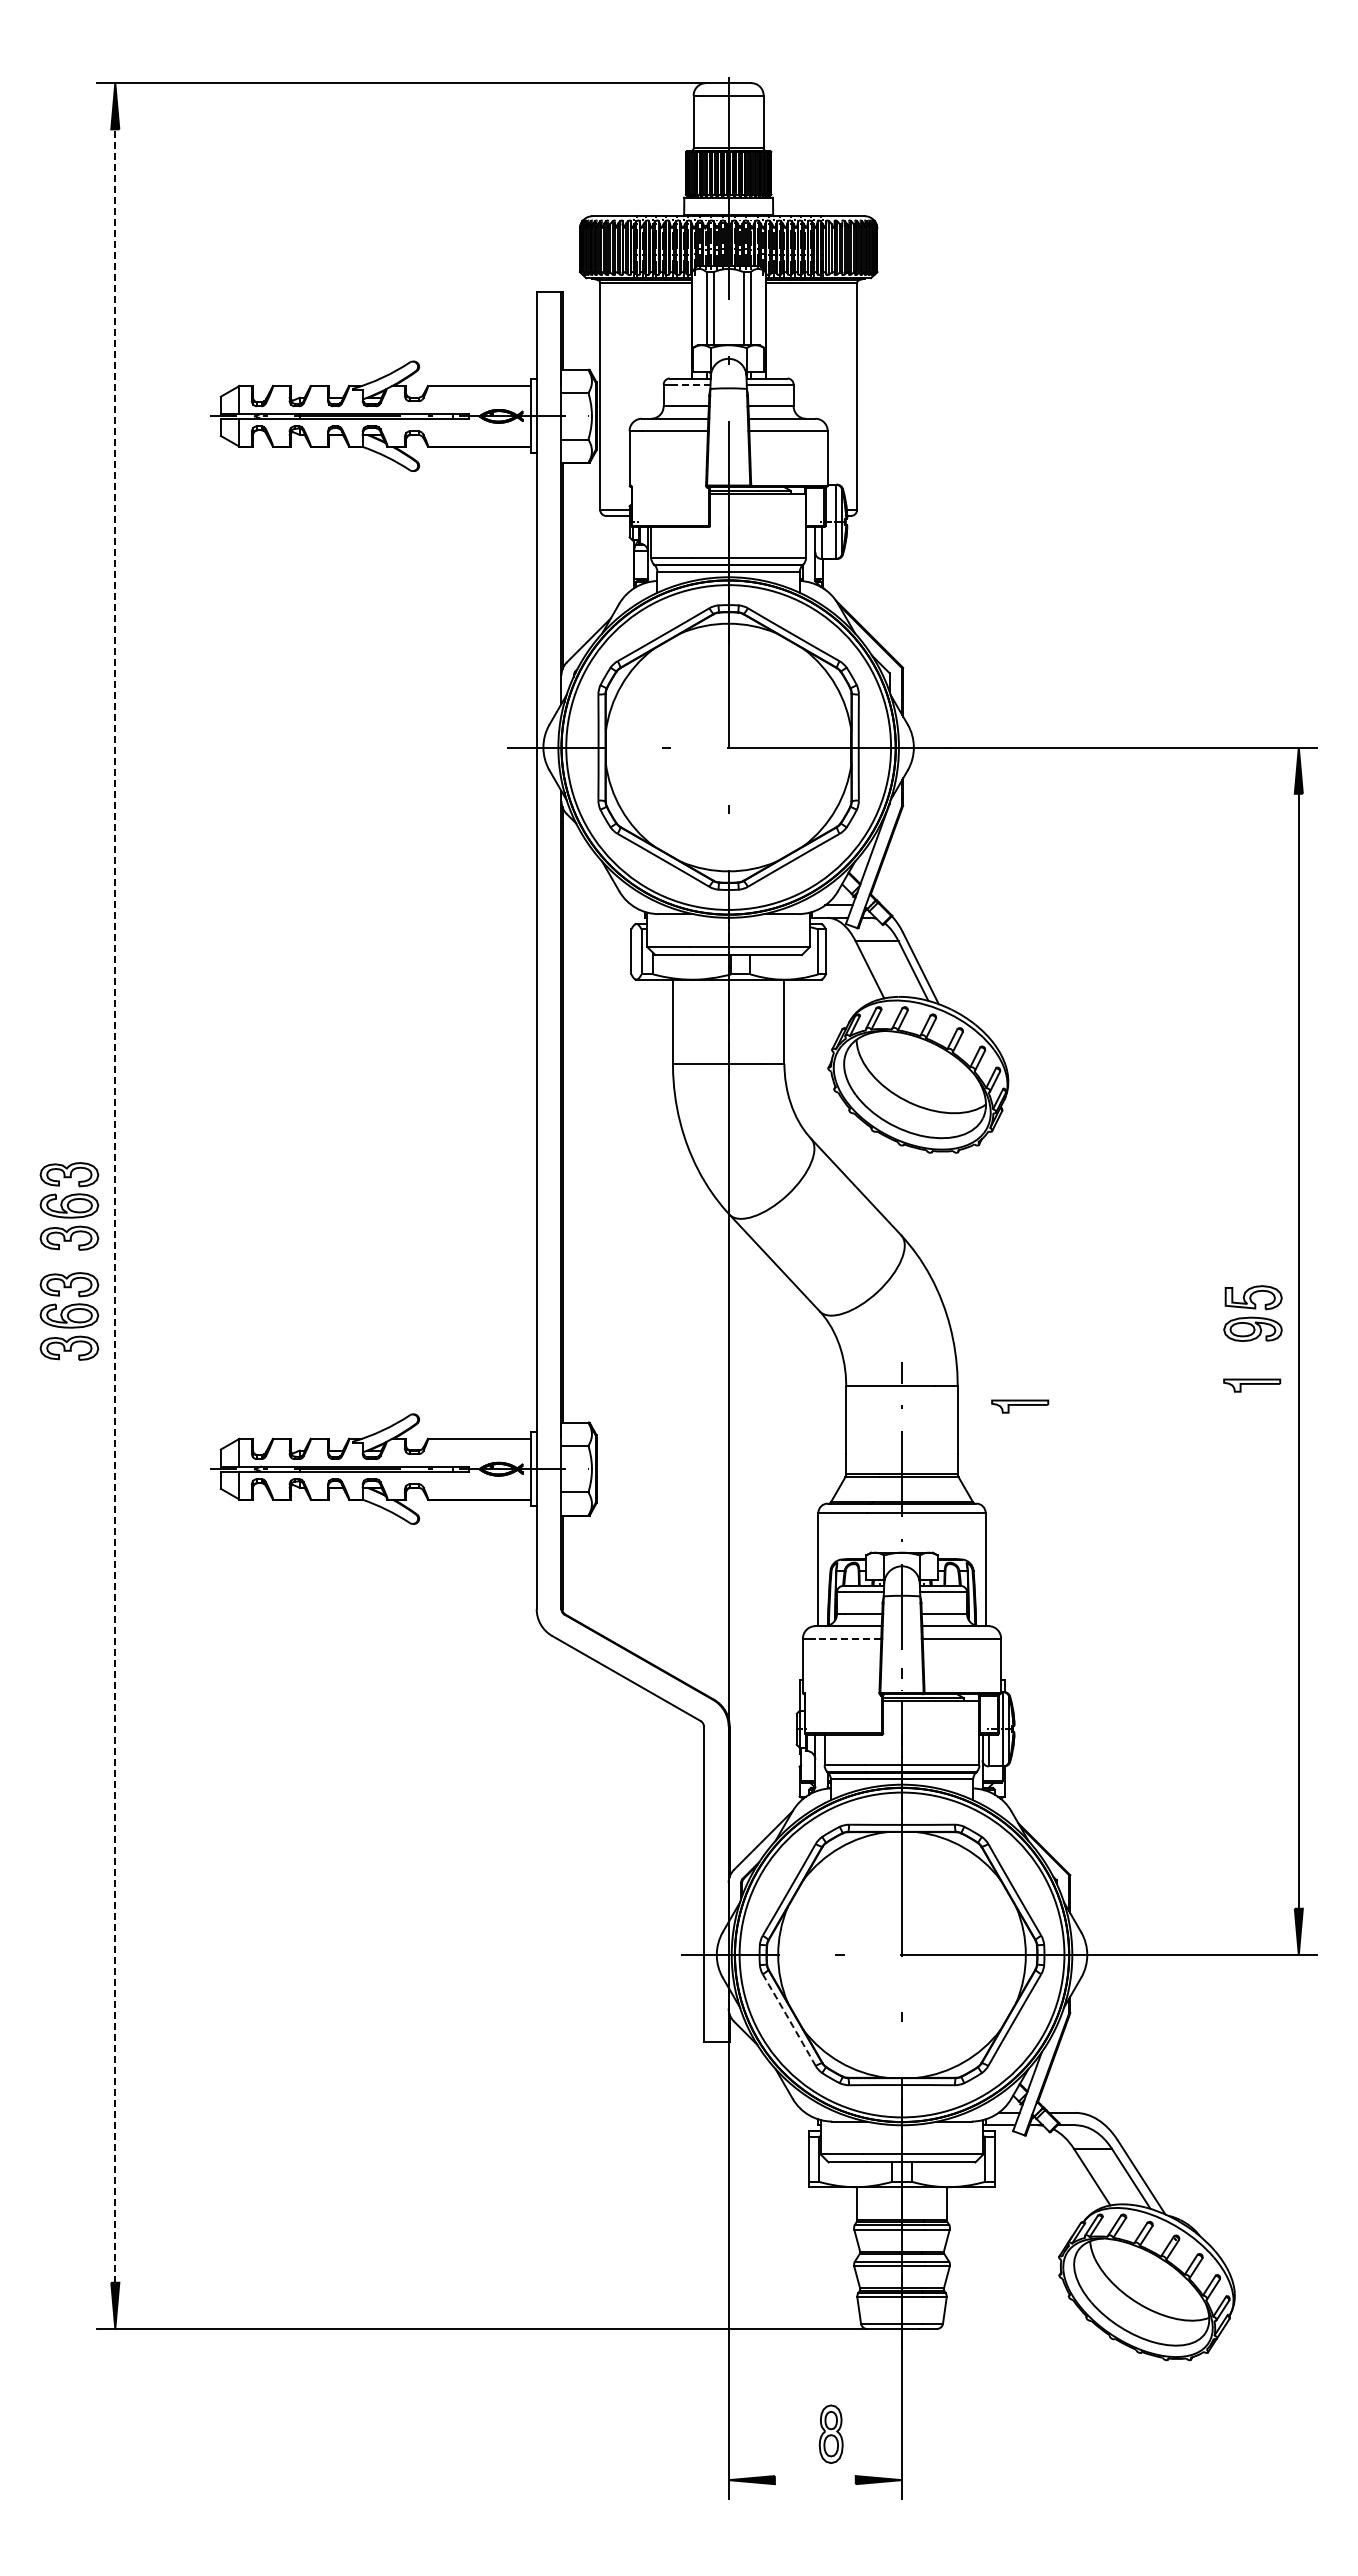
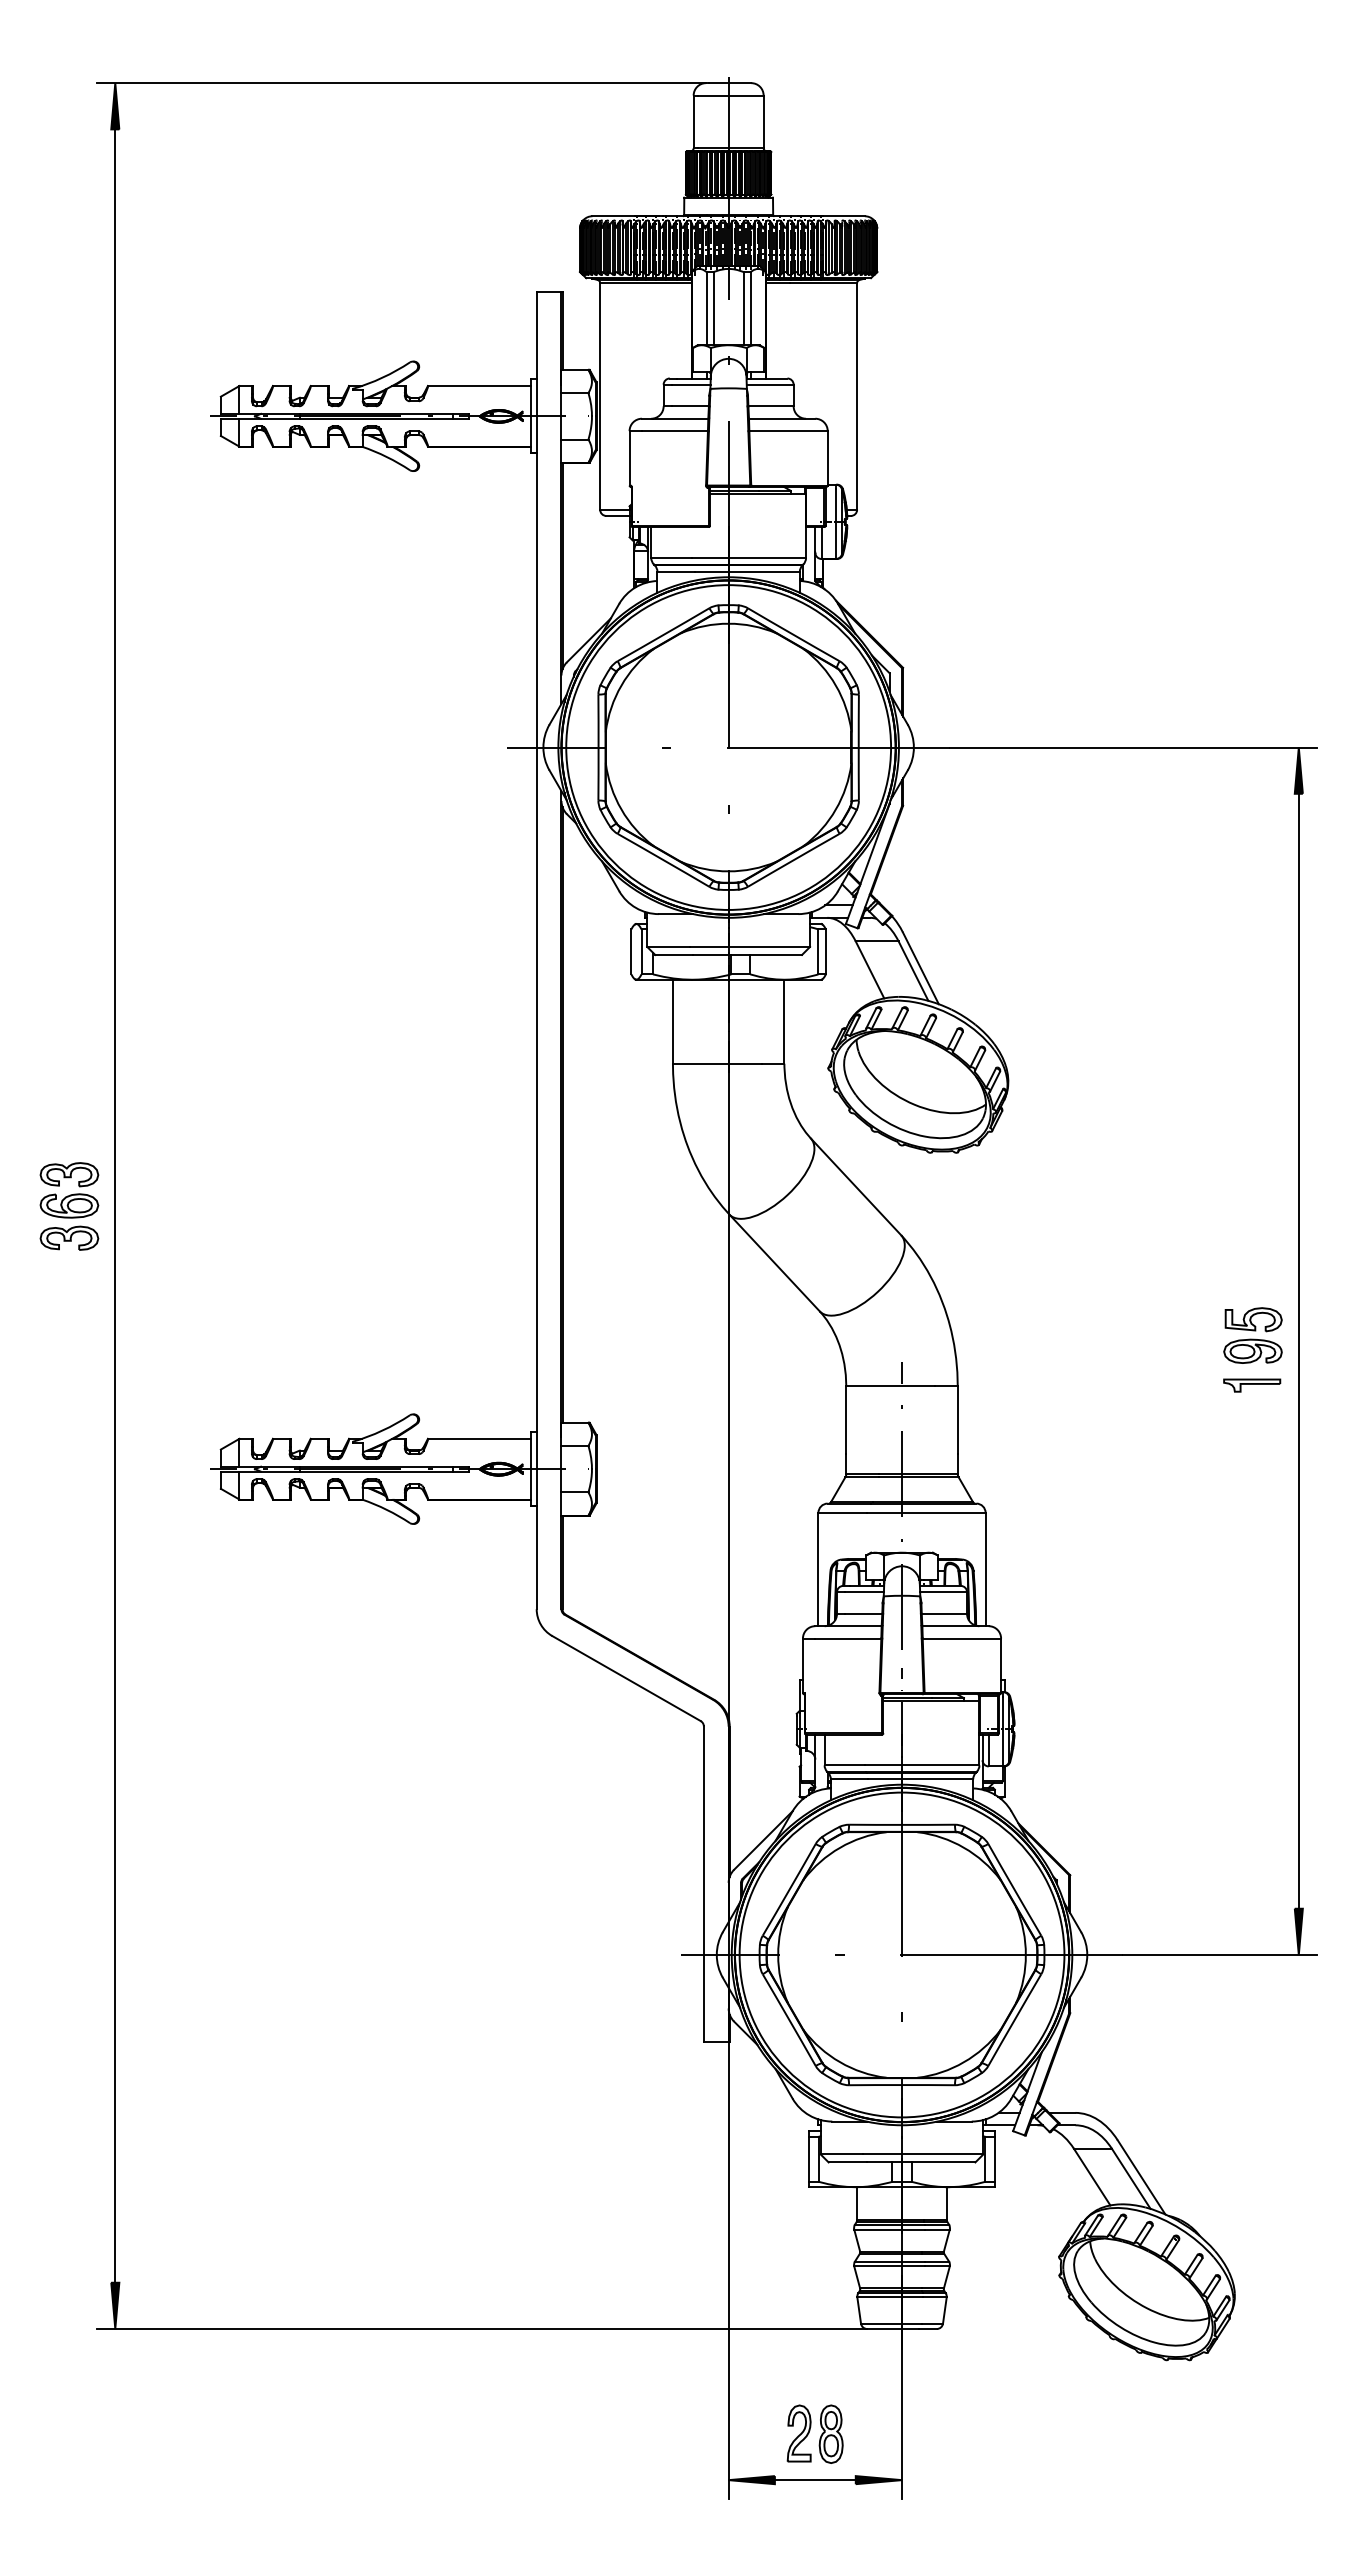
line: dashed -> solid (690, 384)
line: dashed -> solid (115, 1206)
part position: (1252, 1313) -> (1252, 1335) (1252, 1335)
part: present -> none (69, 1316)
part: present -> none (1020, 1406)
line: dashed -> solid (847, 1638)
arc: dashed -> solid (789, 2020)
part: none -> present (798, 2433)
line: none -> present (814, 2480)
